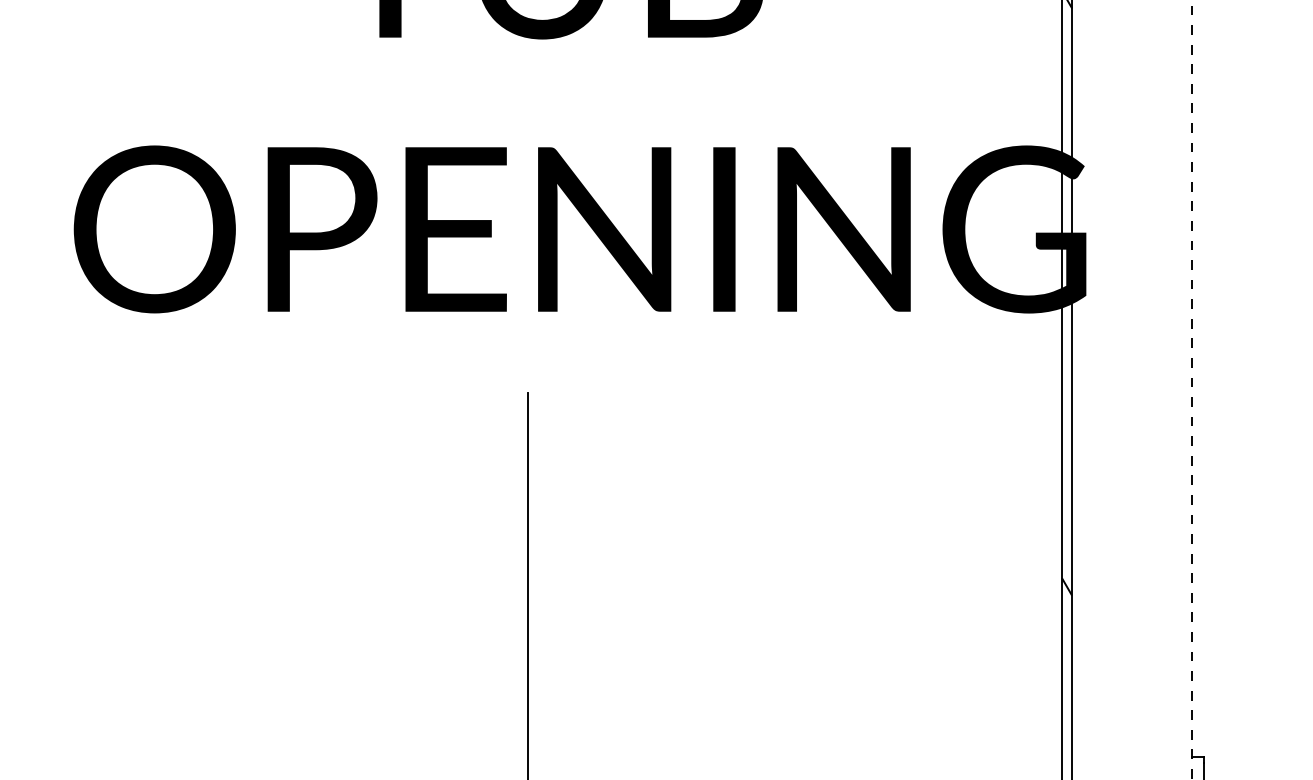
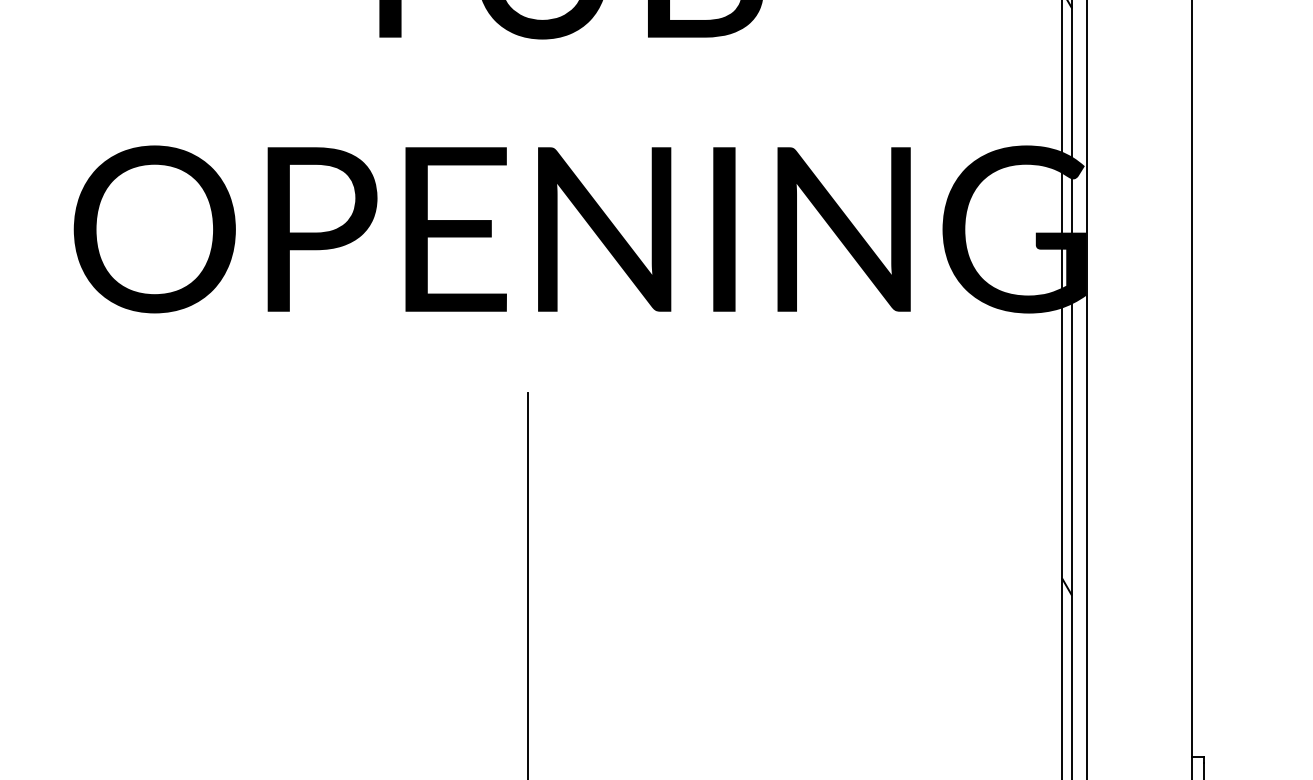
line: none -> present (1086, 389)
line: dashed -> solid (1192, 389)
